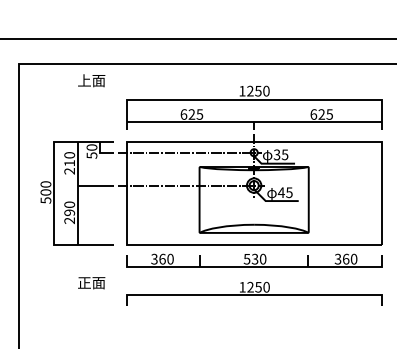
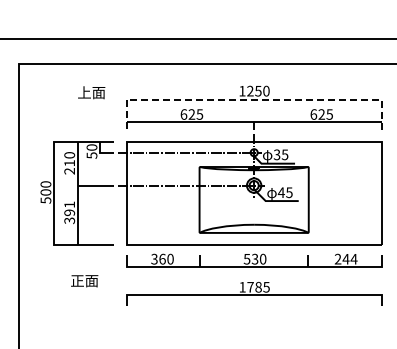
text position: (91, 80) -> (91, 92) (91, 92)
line: solid -> dashed (254, 99)
text: 290 -> 391 (69, 212)
text: 360 -> 244 (345, 258)
text position: (91, 283) -> (84, 281) (84, 281)
text: 1250 -> 1785 (258, 286)
